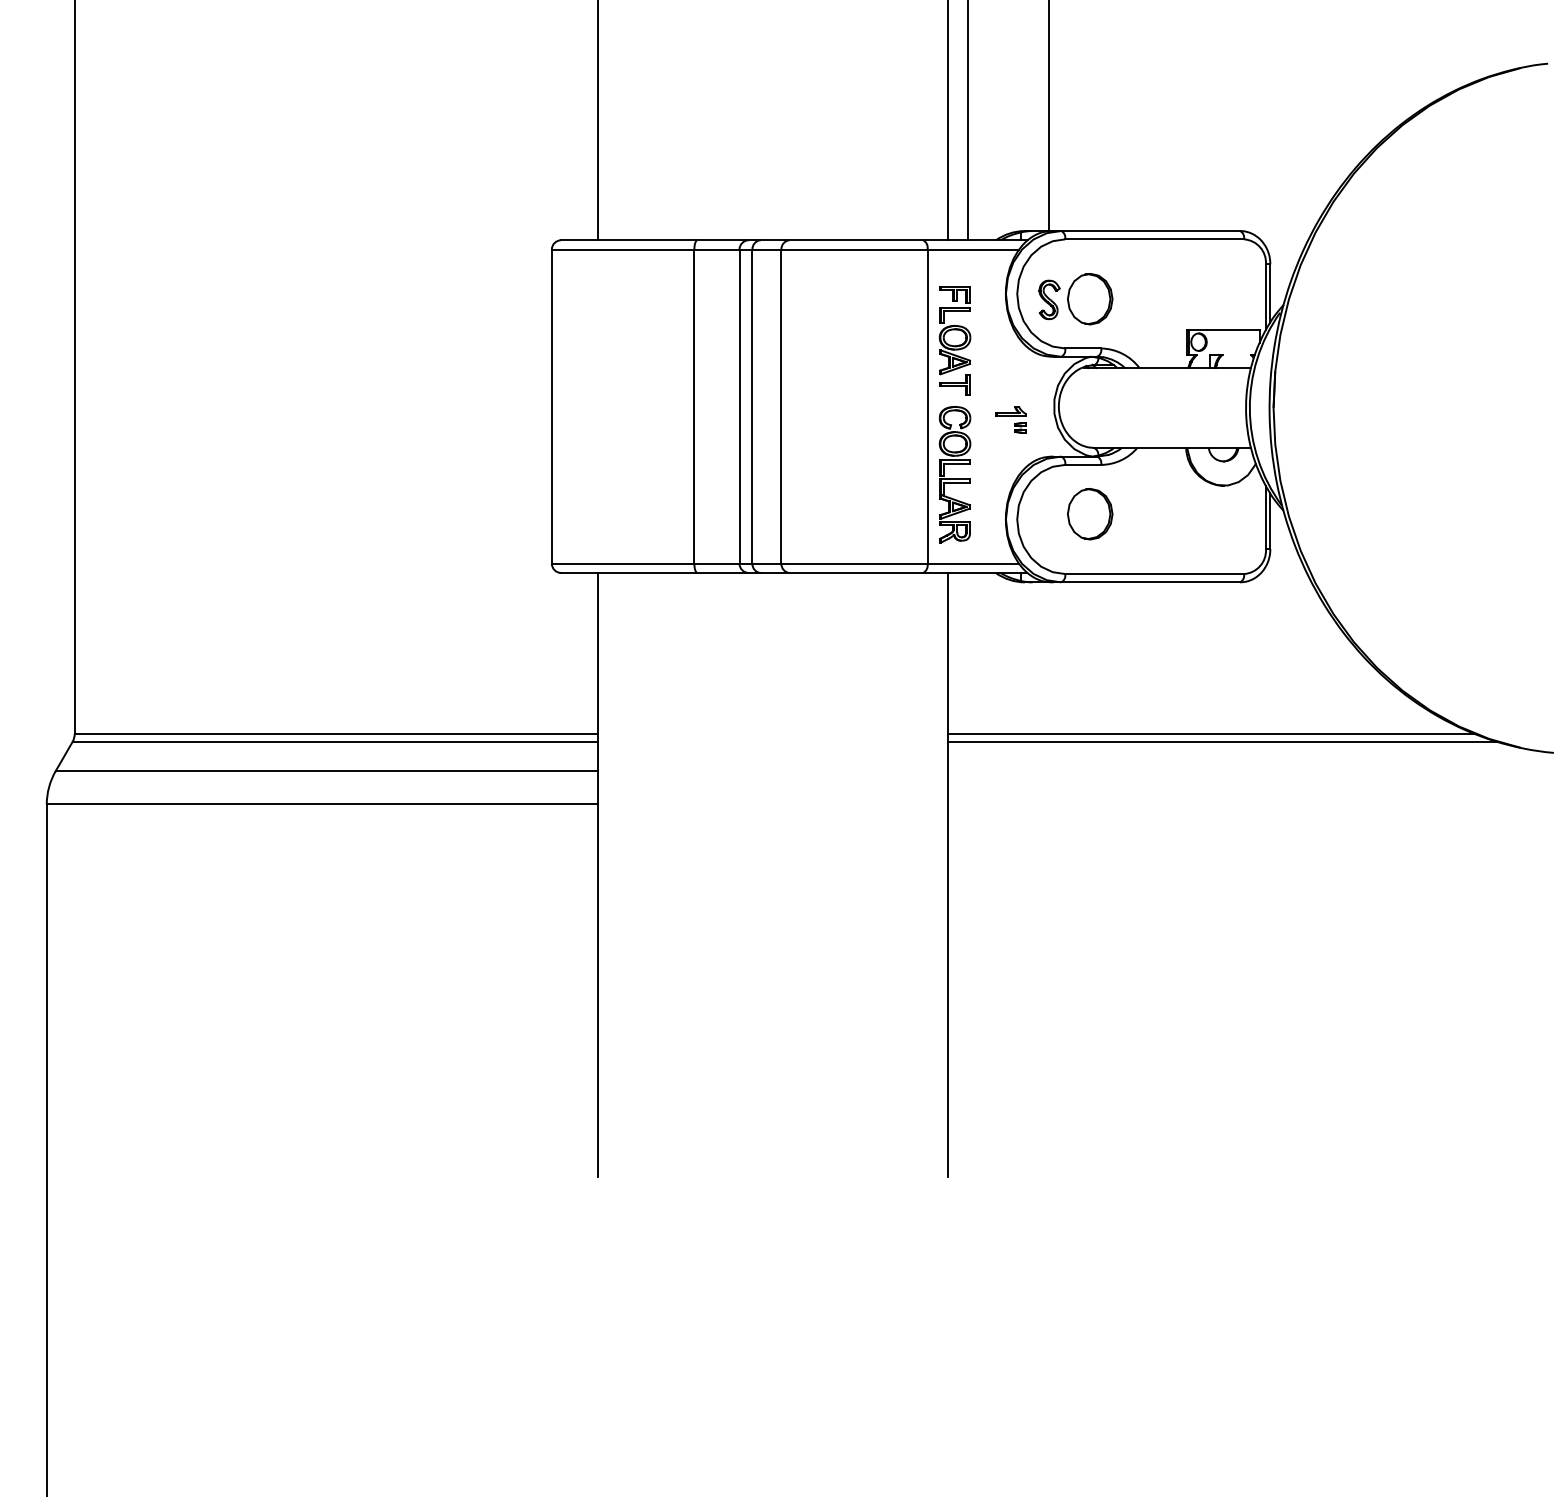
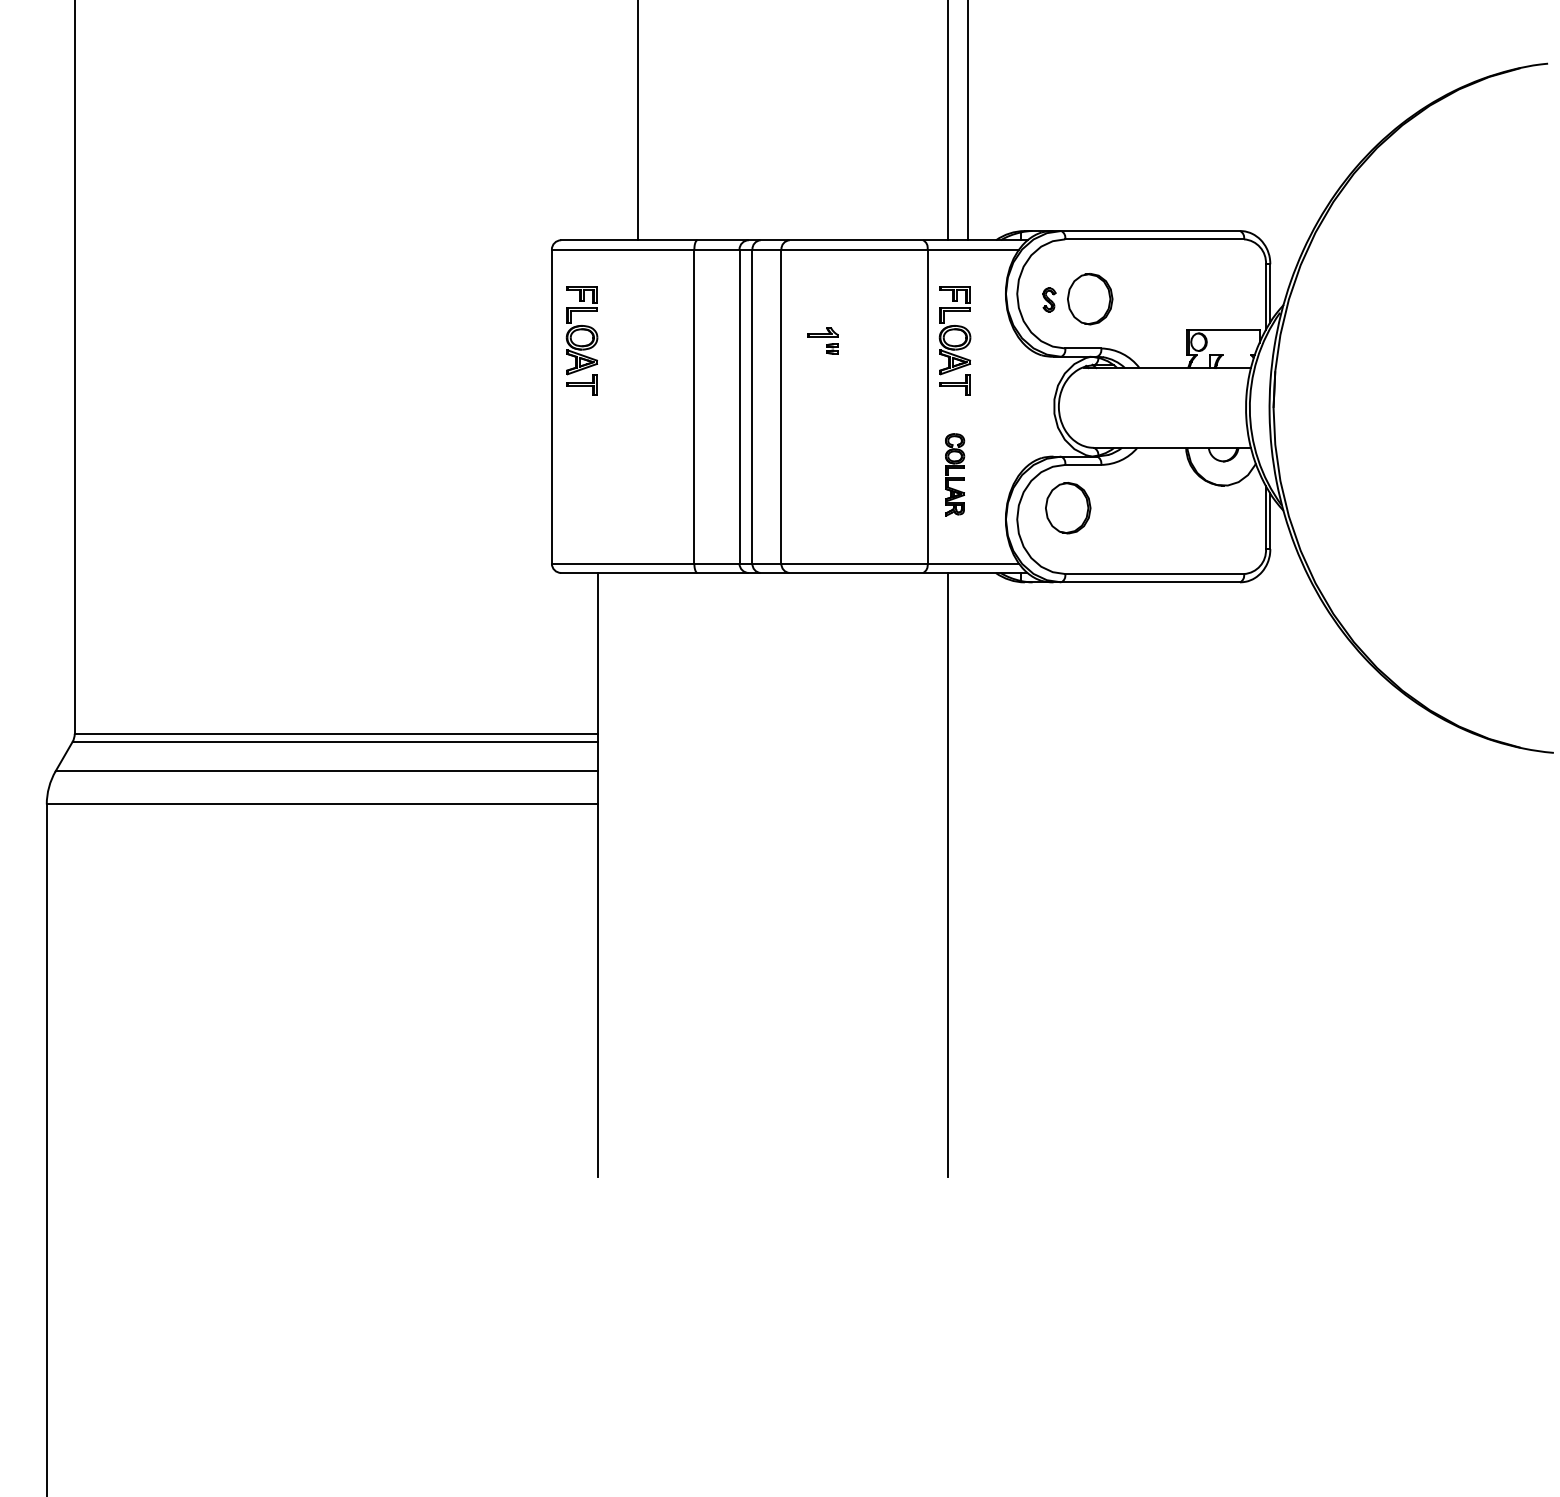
line: present -> none (1049, 116)
line position: (597, 121) -> (637, 121) (637, 121)
part size: 23x42 px -> 15x26 px (1049, 299)
part: none -> present (581, 340)
part position: (1010, 419) -> (822, 340) (822, 340)
part size: 34x138 px -> 21x84 px (955, 474)
part position: (1090, 514) -> (1068, 508) (1068, 508)
line: present -> none (1211, 733)
line: present -> none (1223, 742)
